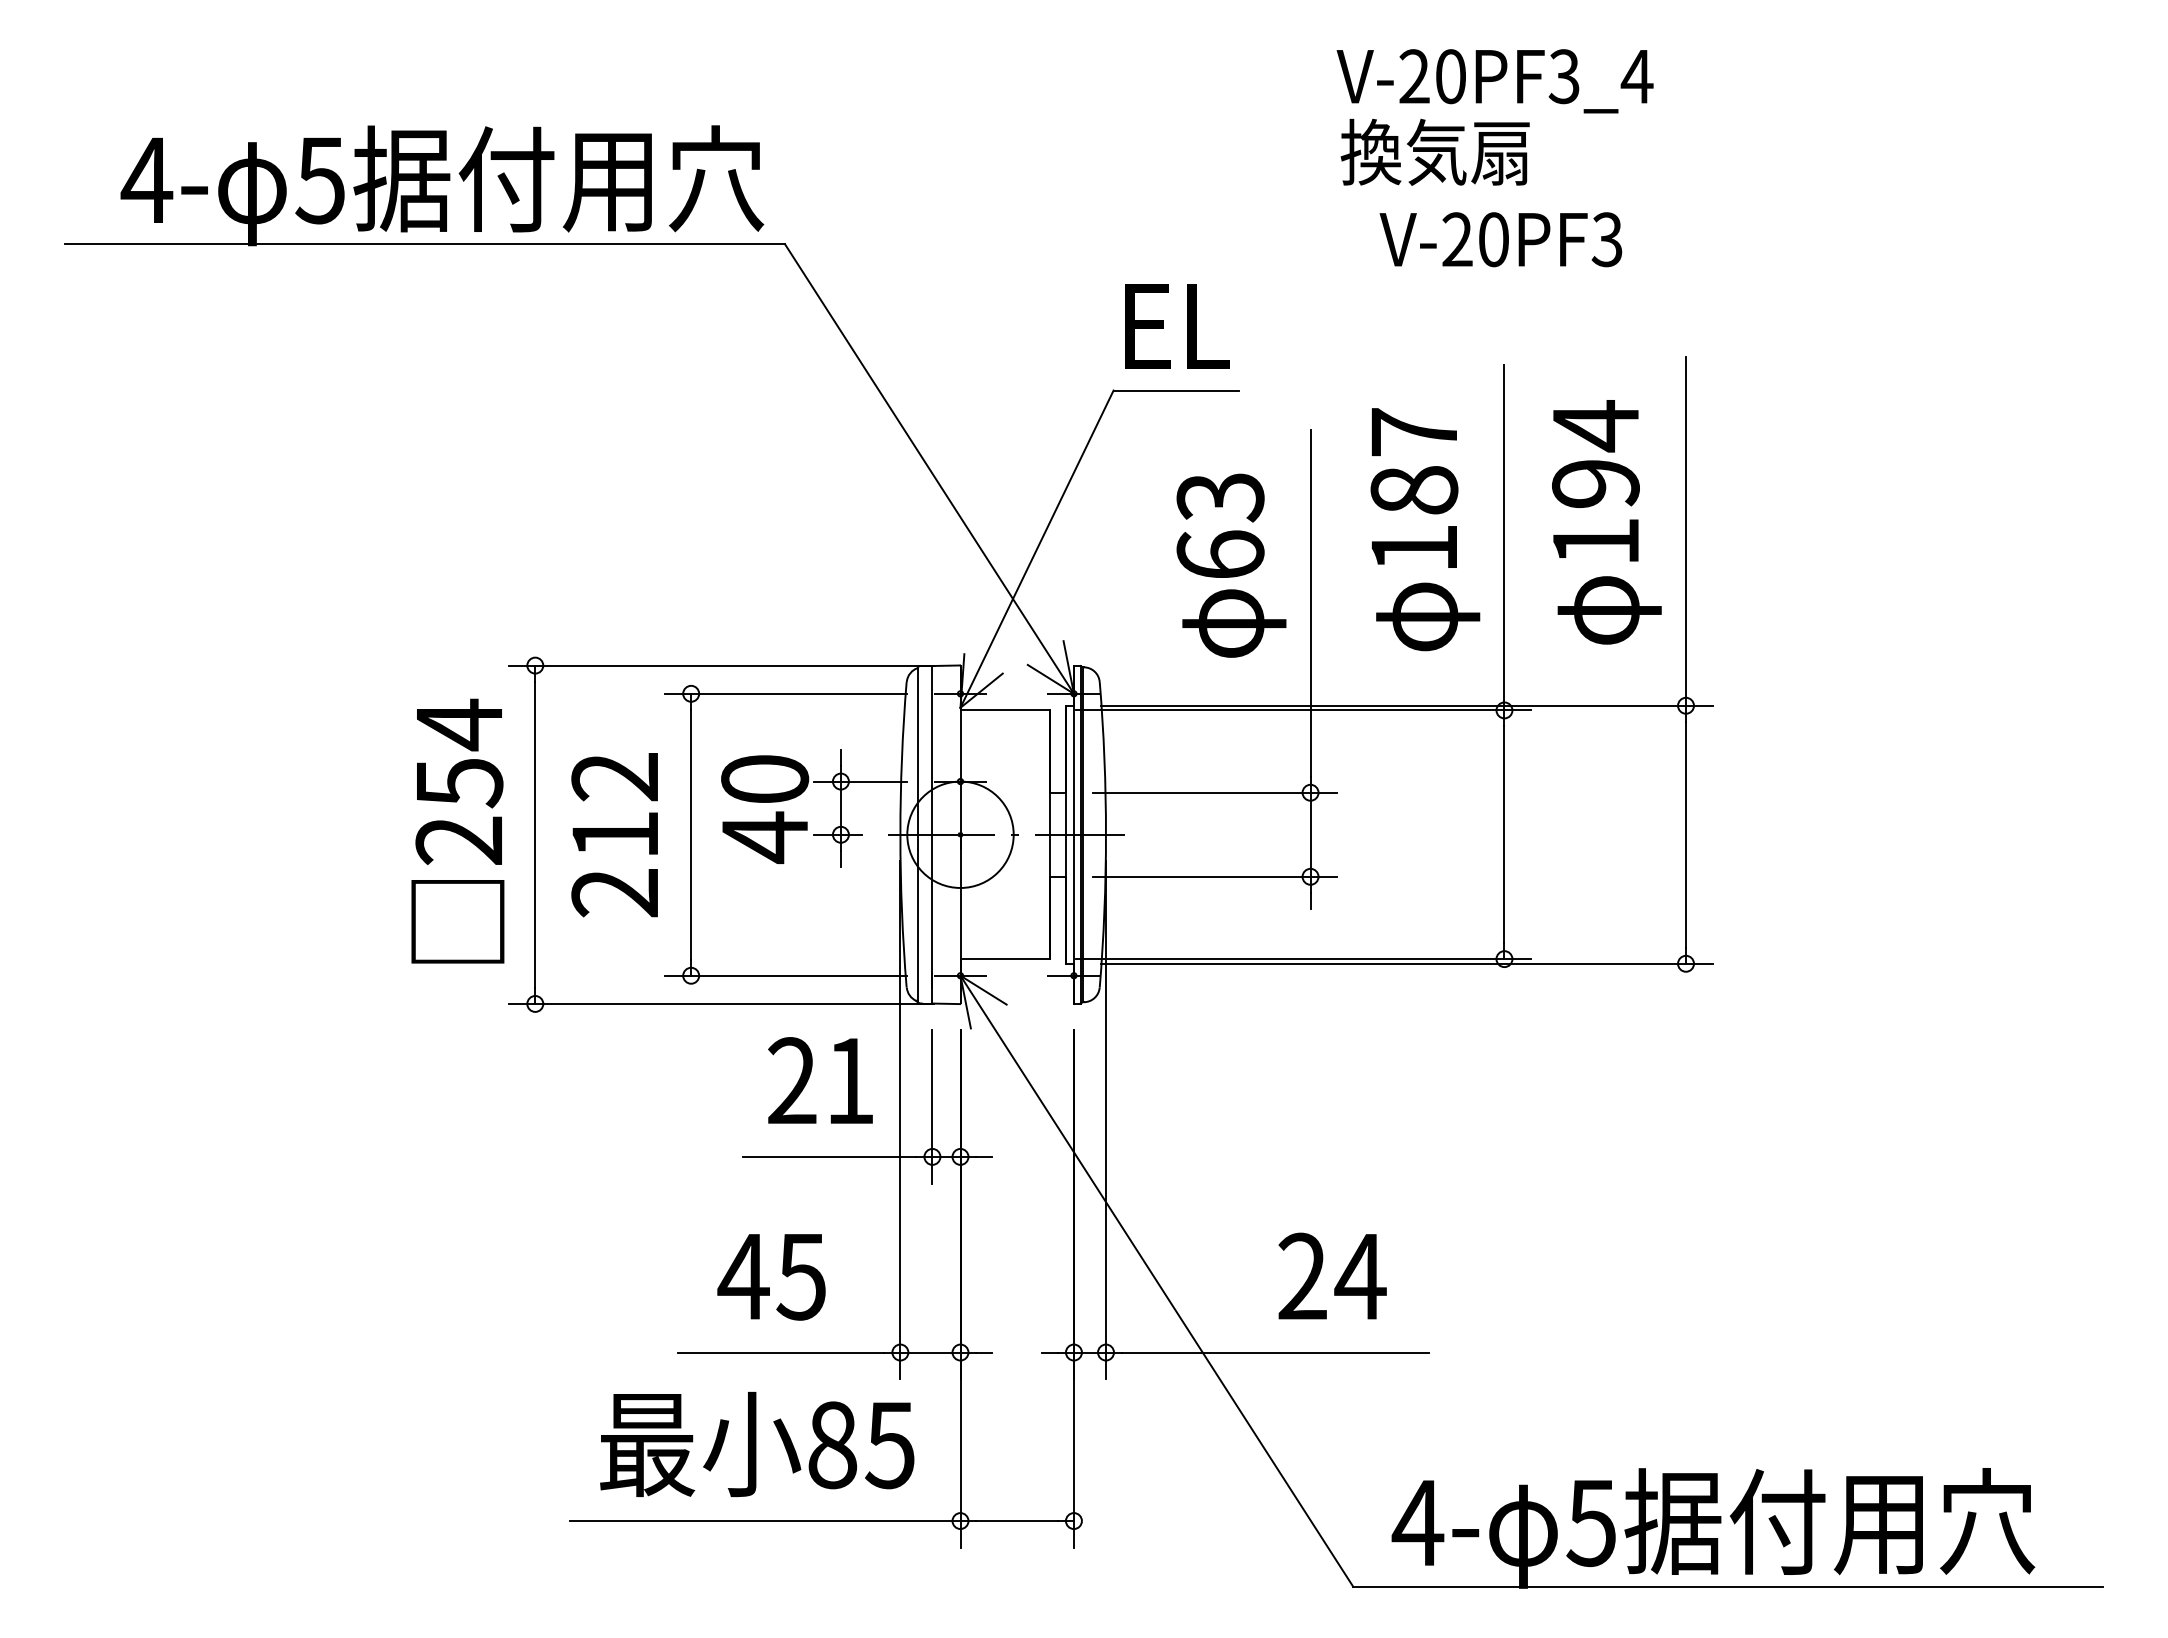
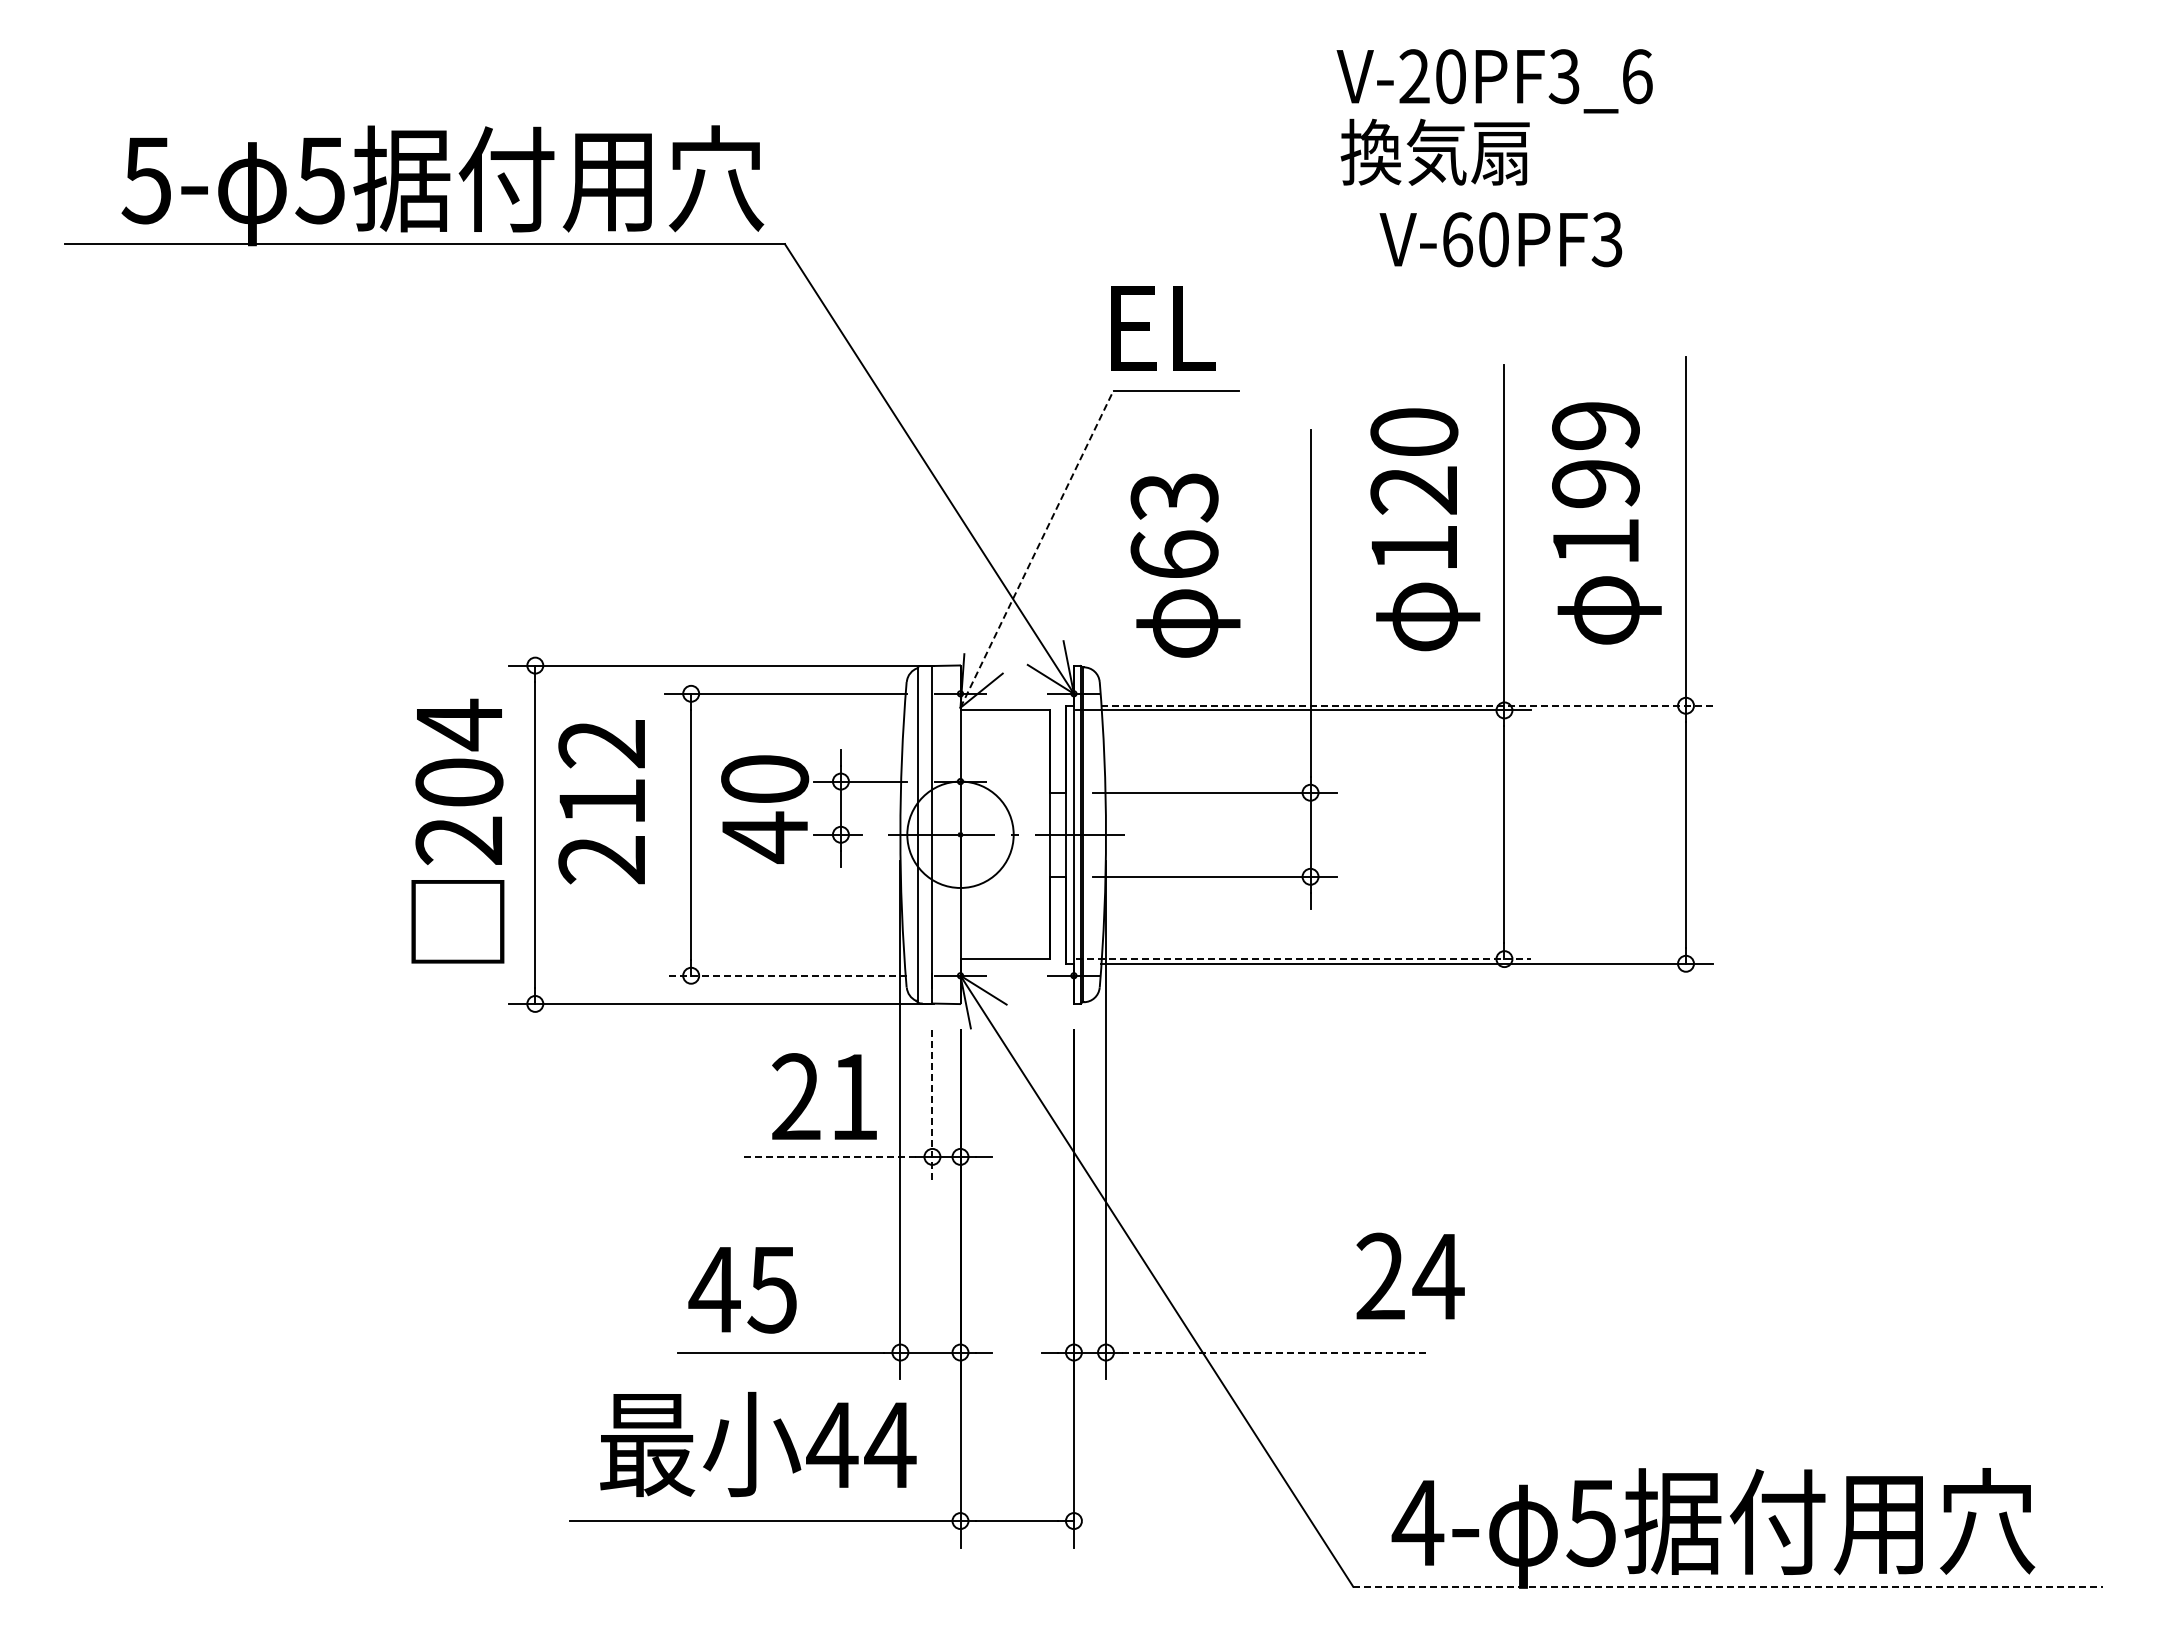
text: V-20PF3_4 -> V-20PF3_6 (1636, 76)
text: 4- -> 5- (146, 180)
text: V-20PF3 -> V-60PF3 (1457, 239)
text position: (1177, 326) -> (1163, 328) (1163, 328)
text: 194 -> 199 (1595, 426)
text: 187 -> 120 (1414, 461)
line: solid -> dashed (1037, 548)
text position: (1231, 565) -> (1185, 565) (1185, 565)
line: solid -> dashed (1407, 705)
text: 254 -> 204 (459, 783)
text position: (614, 835) -> (601, 802) (601, 802)
line: solid -> dashed (1304, 959)
line: solid -> dashed (785, 975)
text position: (820, 1080) -> (824, 1096) (824, 1096)
line: solid -> dashed (932, 1106)
line: solid -> dashed (829, 1156)
text position: (1332, 1275) -> (1410, 1275) (1410, 1275)
text position: (771, 1277) -> (742, 1290) (742, 1290)
line: solid -> dashed (1275, 1352)
text: 85 -> 44 (861, 1445)
line: solid -> dashed (1728, 1586)
